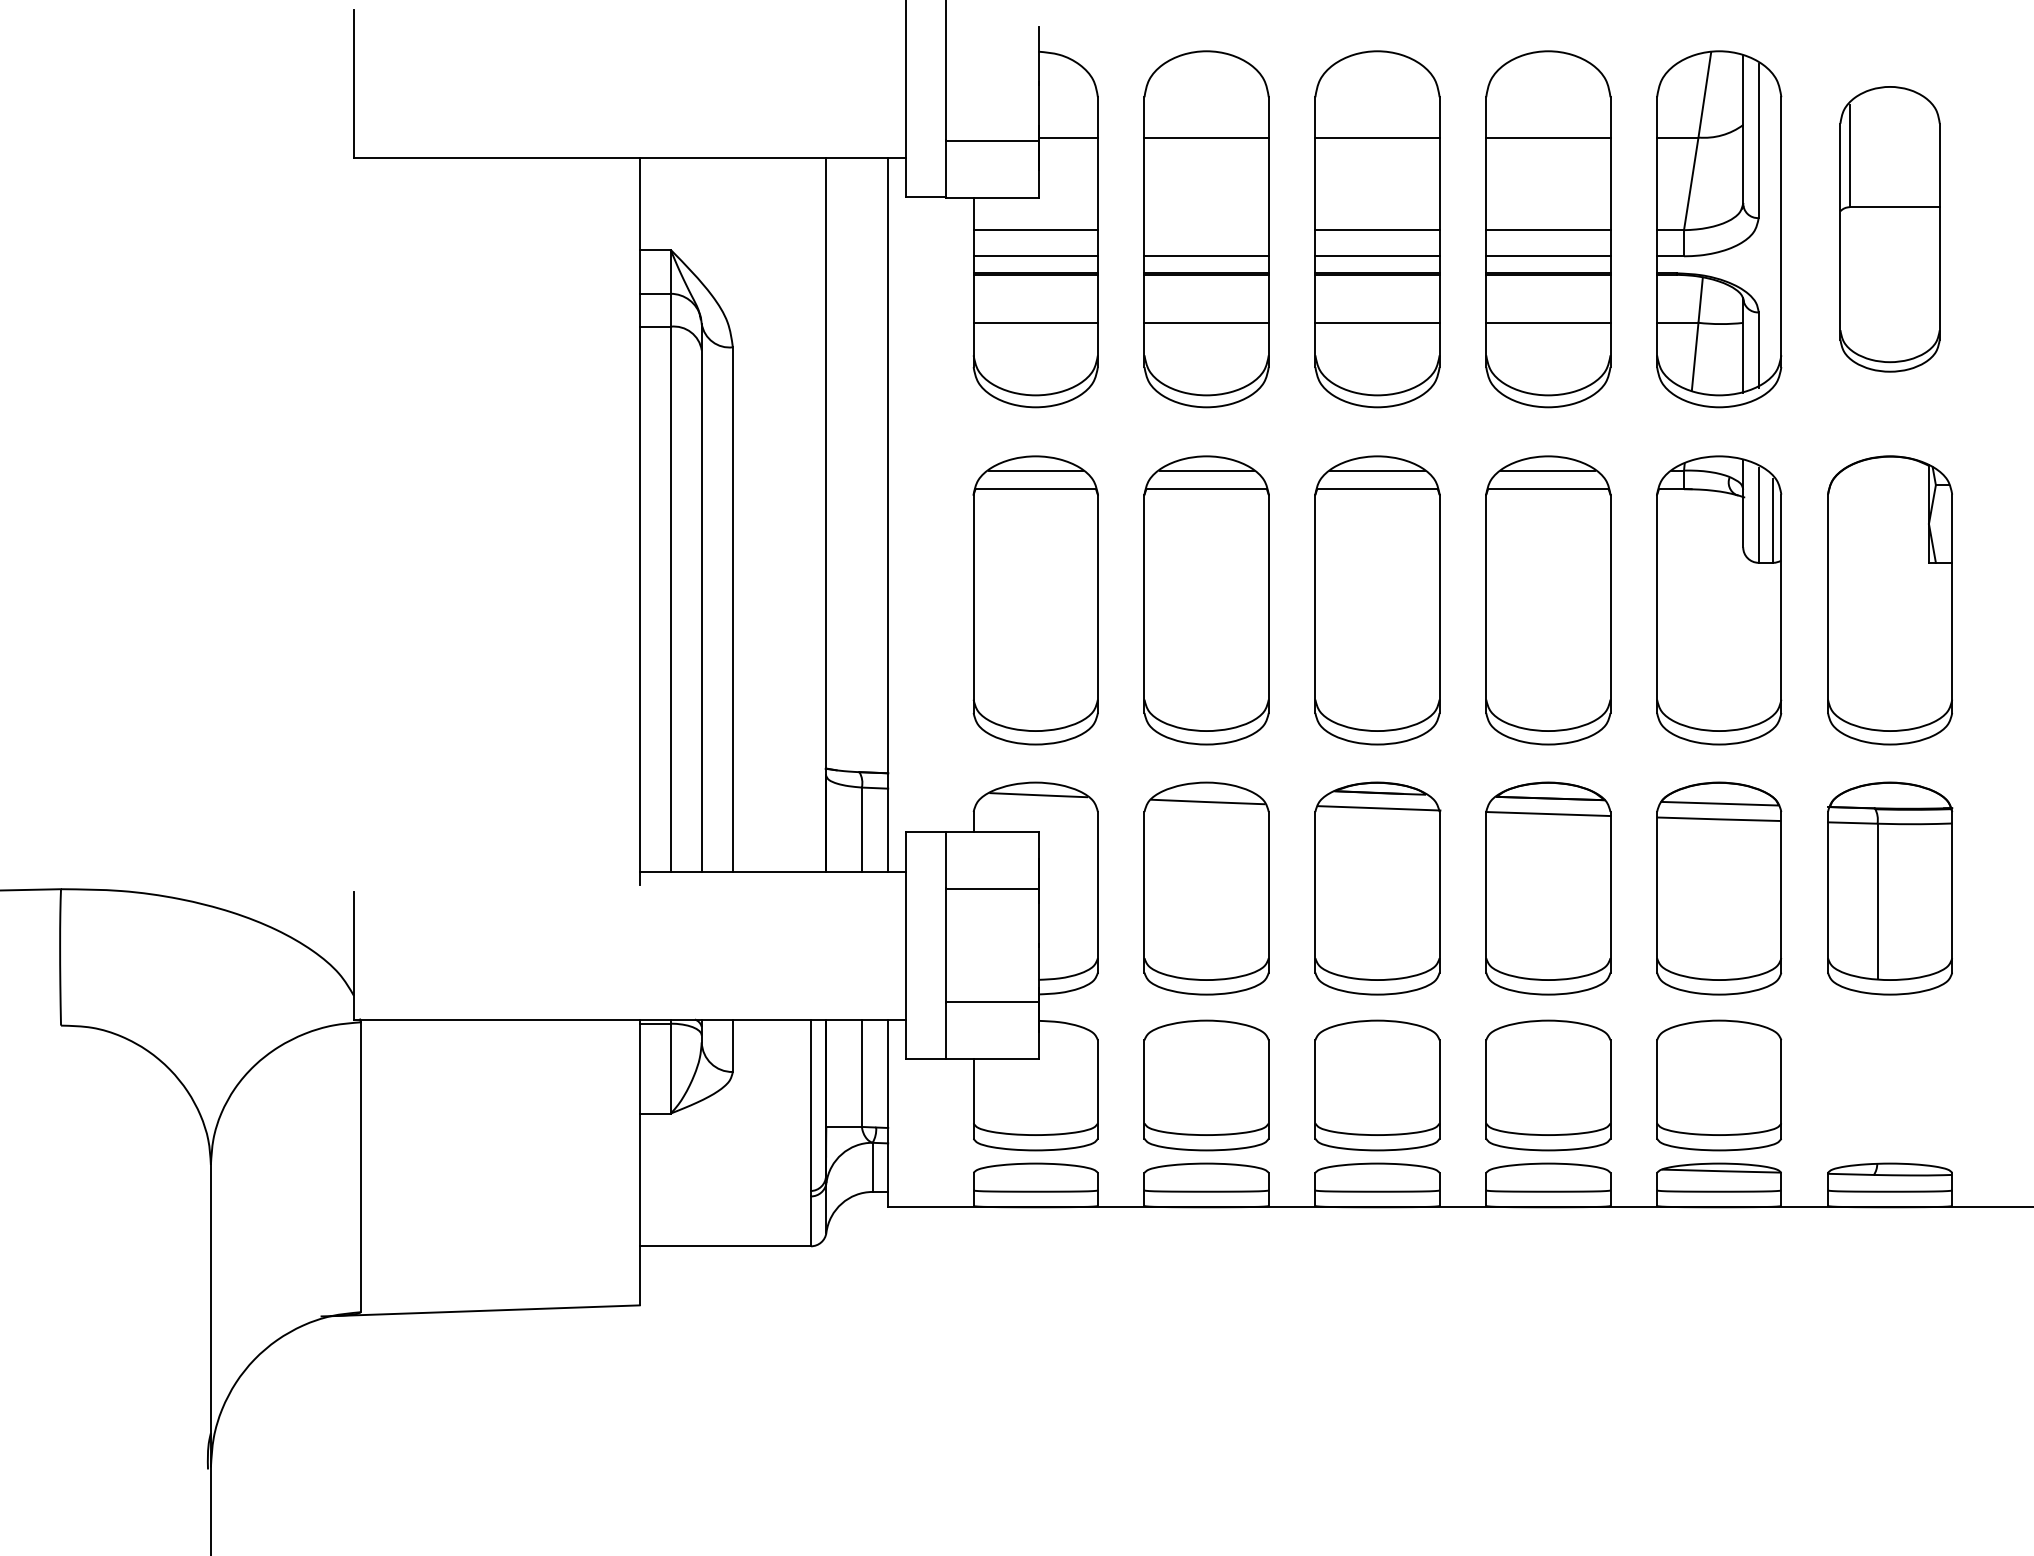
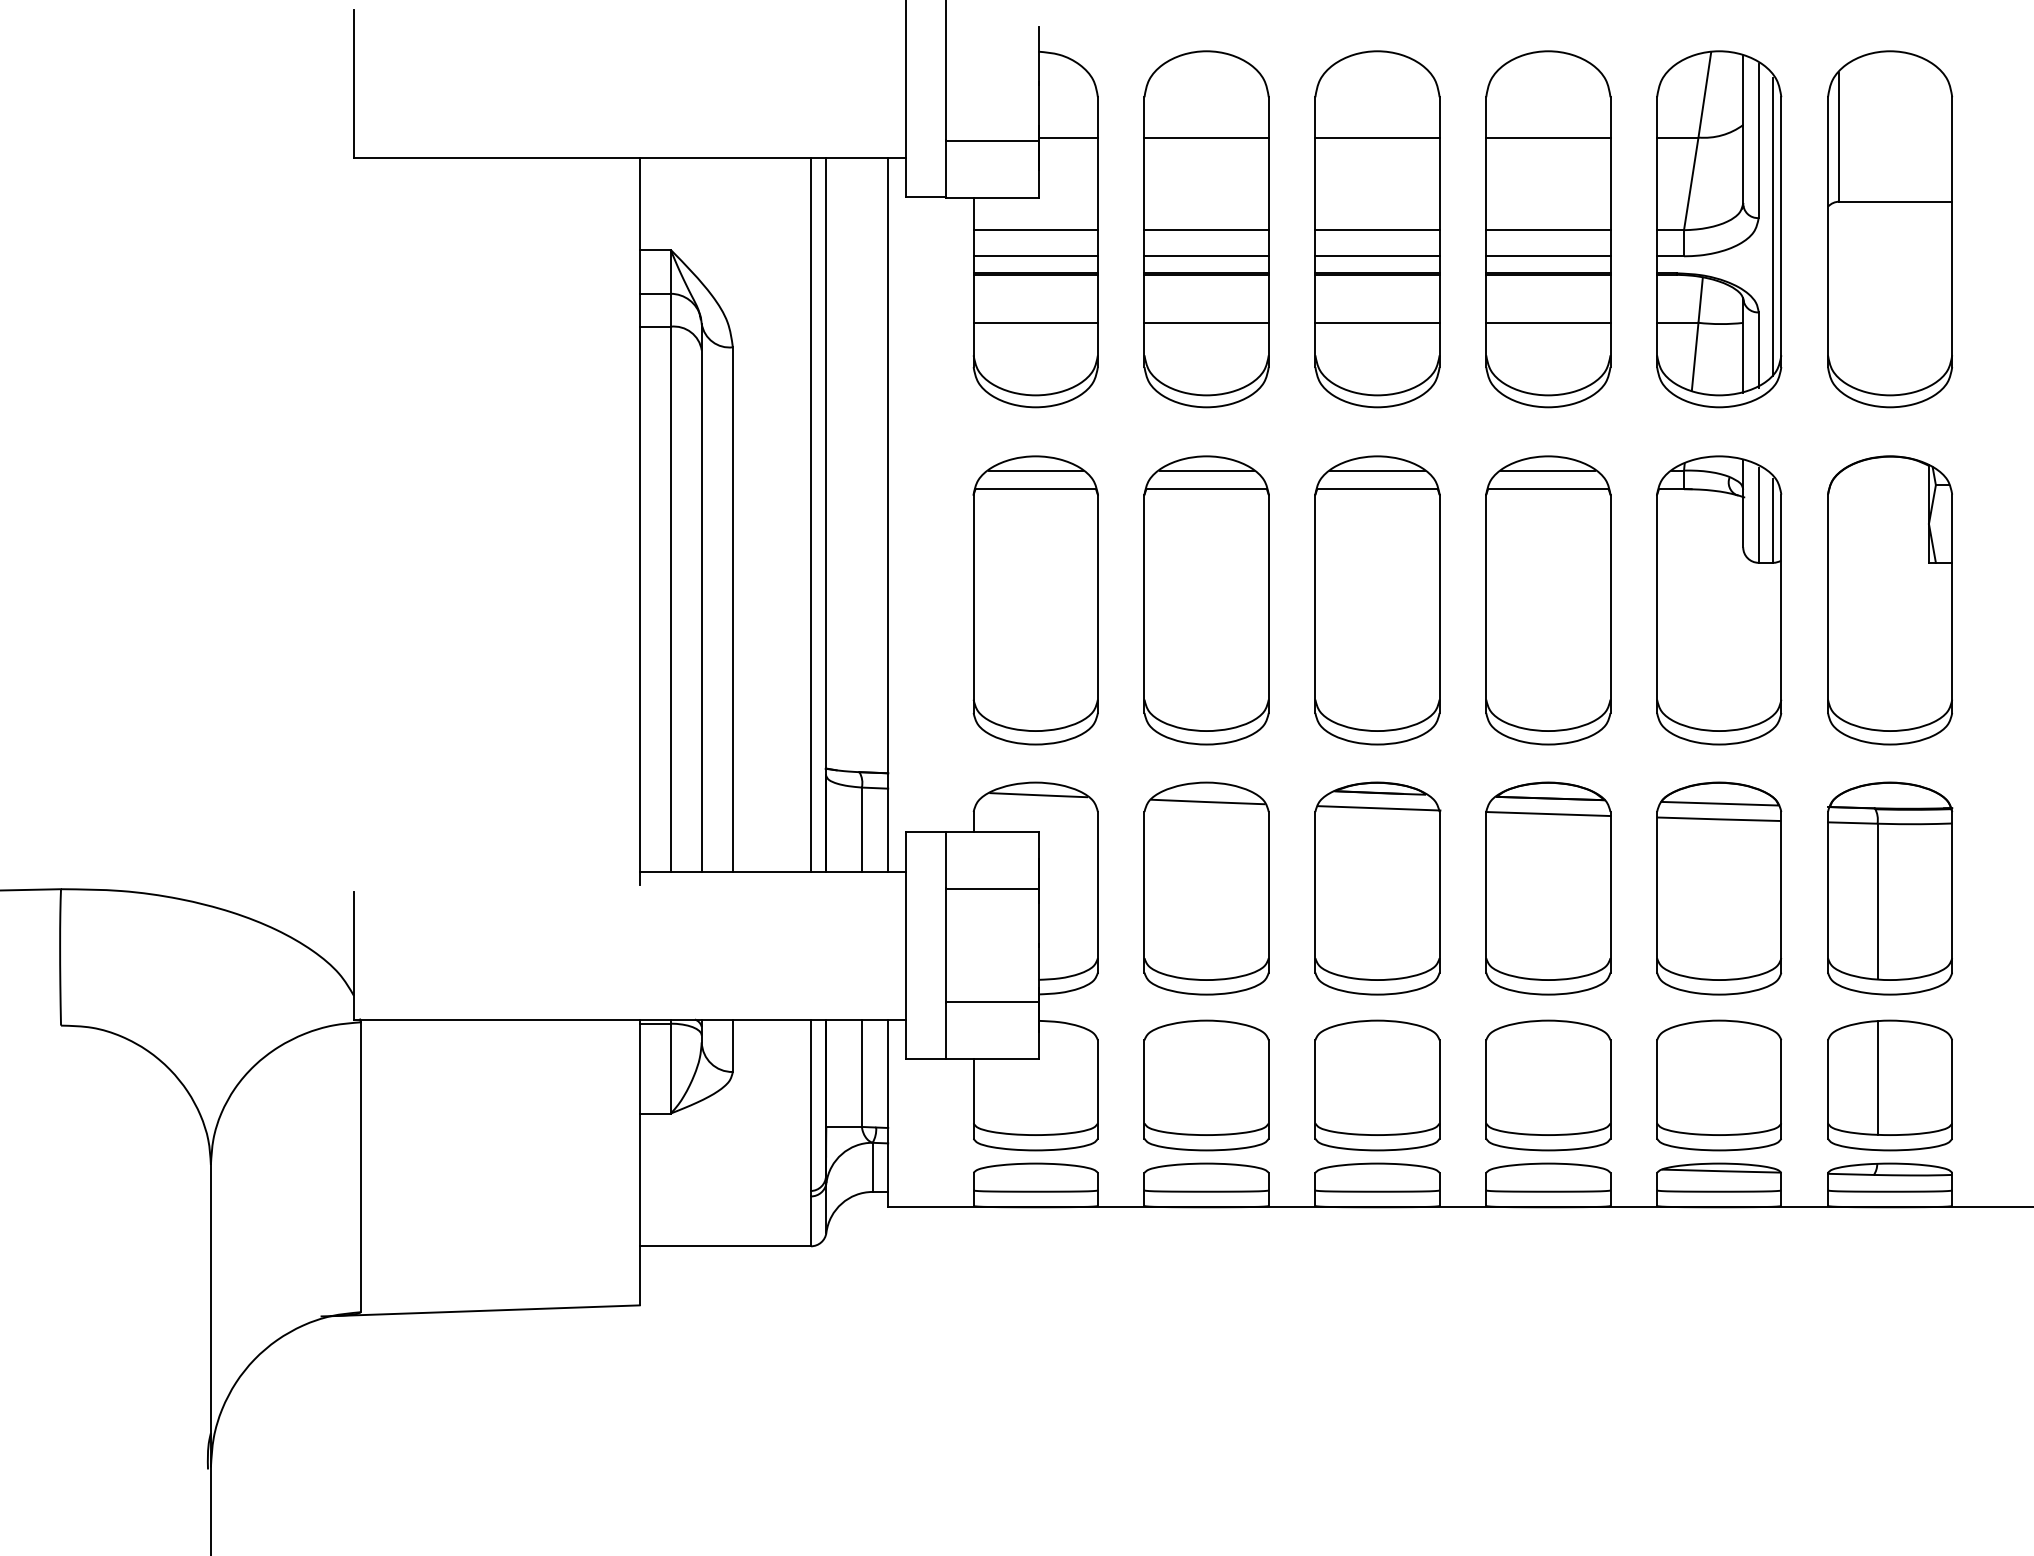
line: none -> present (1773, 226)
part size: 102x287 px -> 126x359 px (1889, 229)
line: none -> present (1206, 230)
line: none -> present (810, 514)
part: none -> present (1889, 1085)
